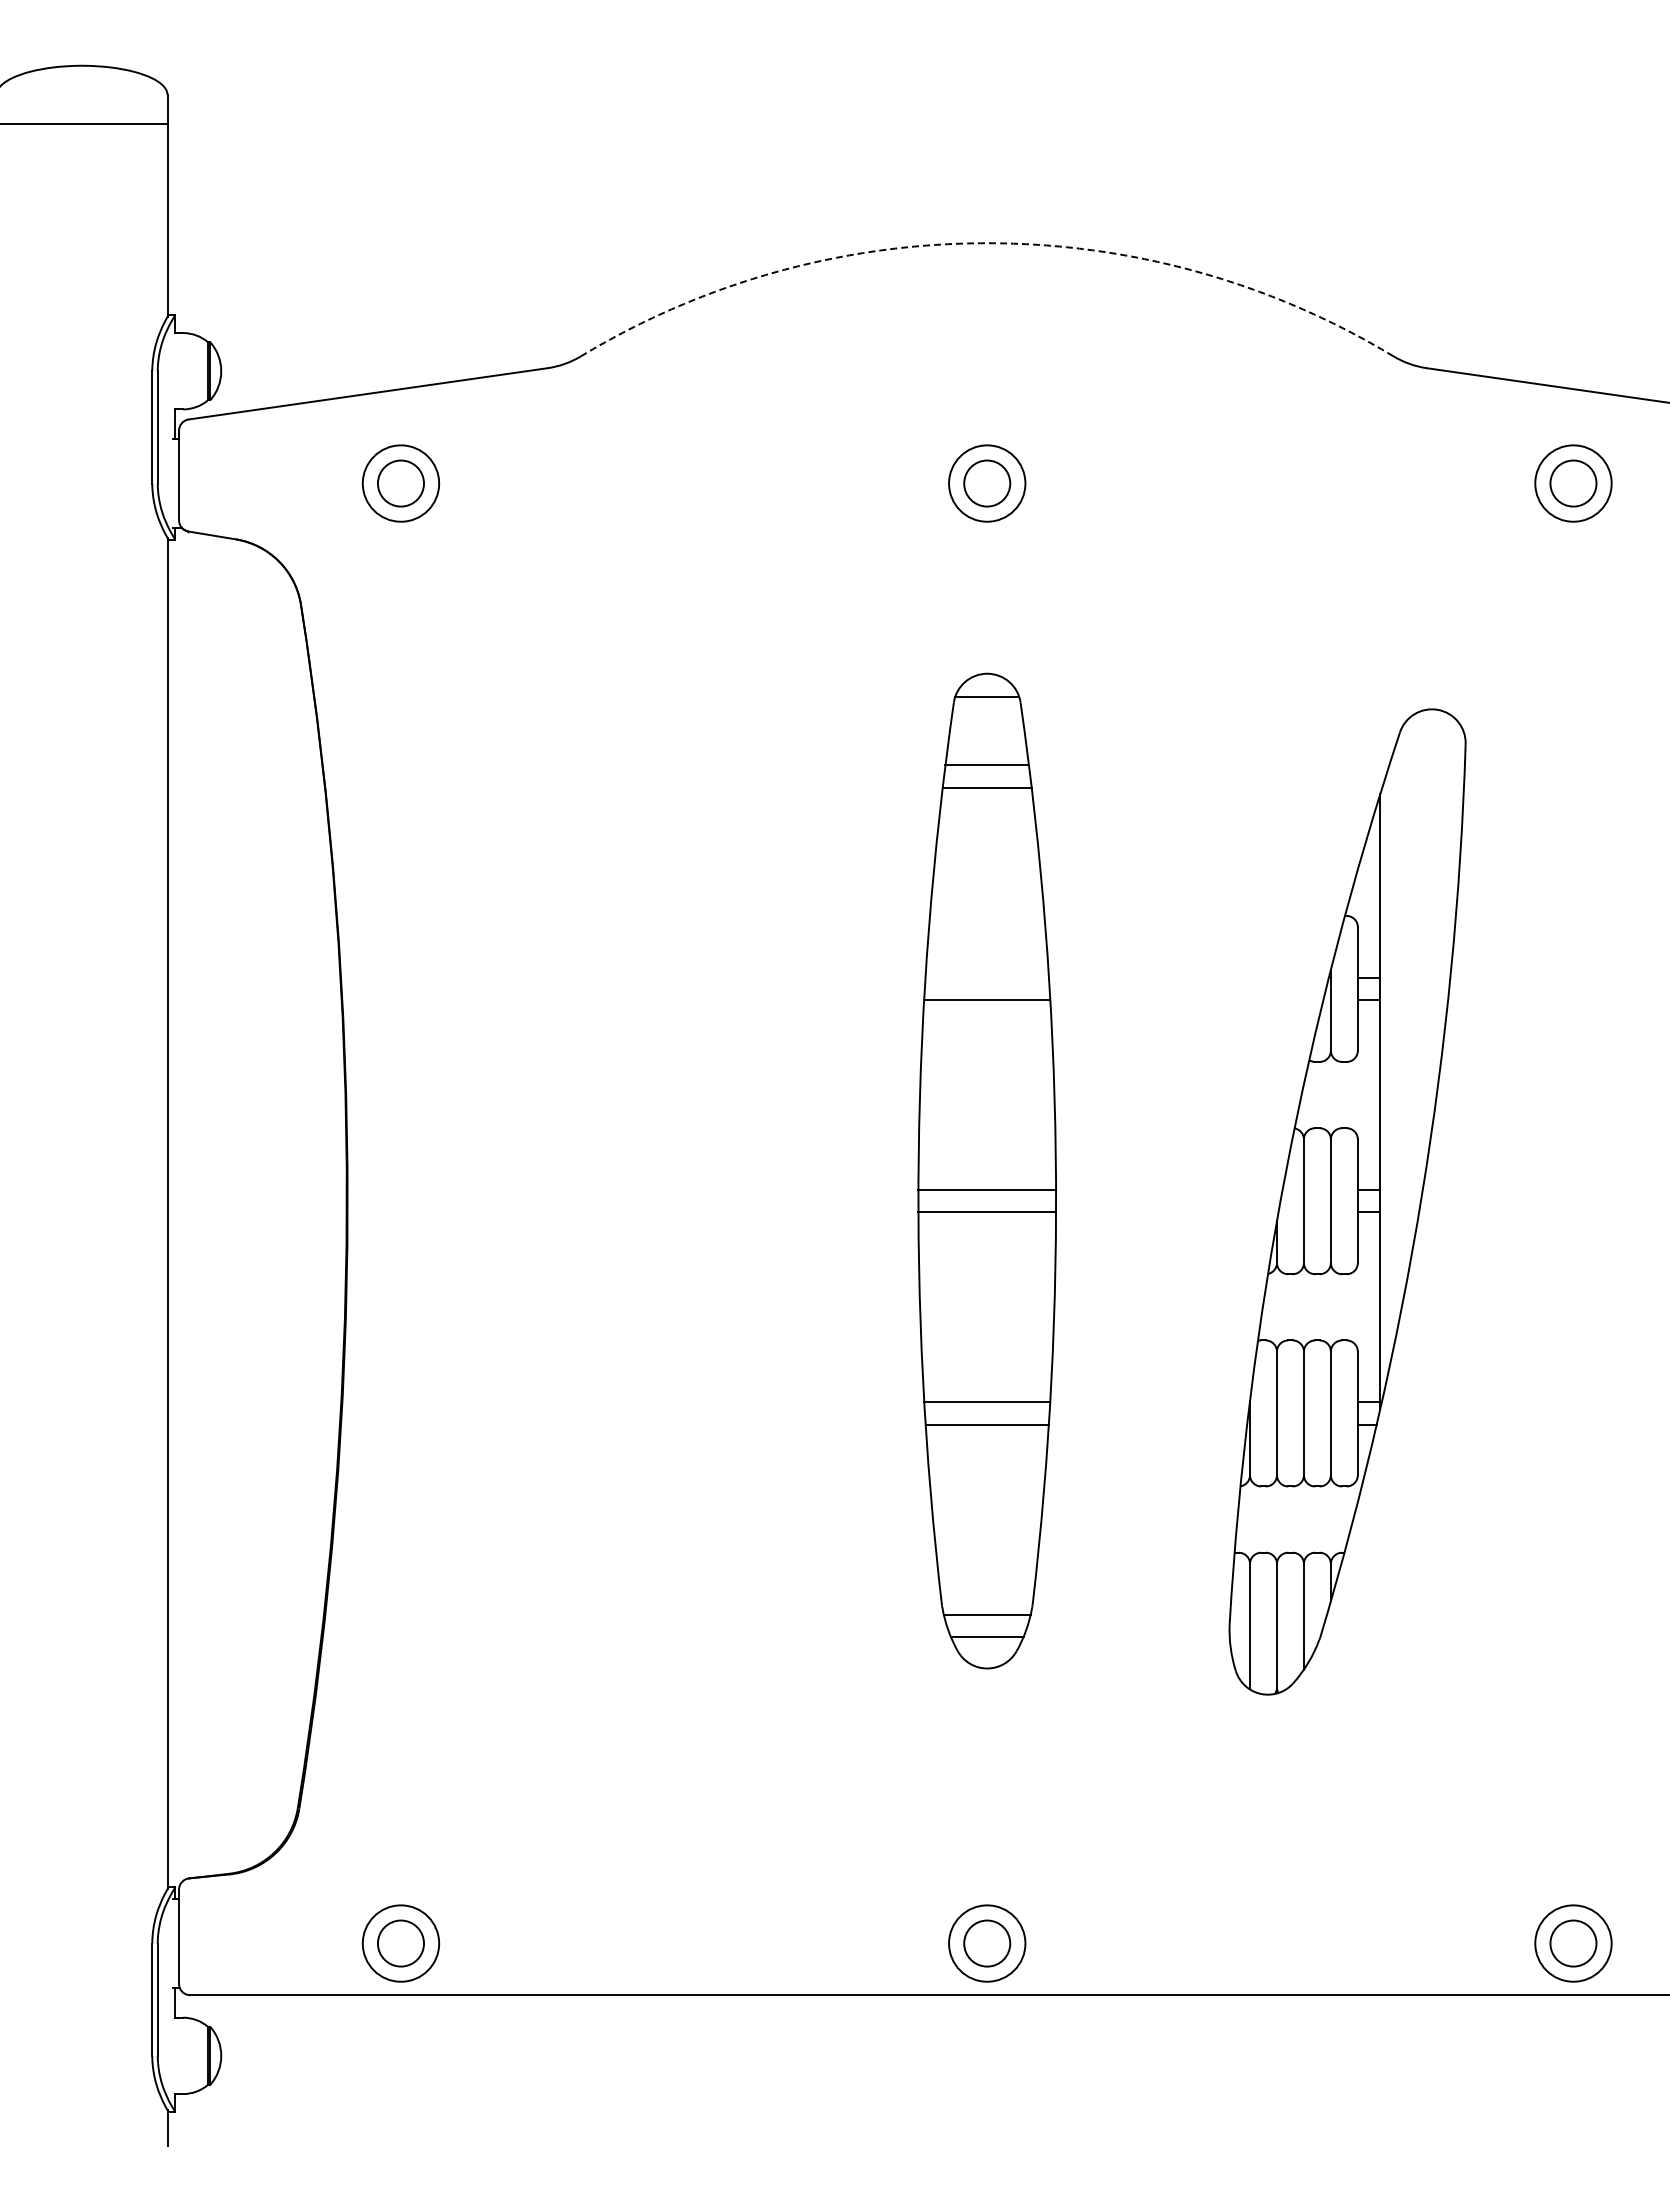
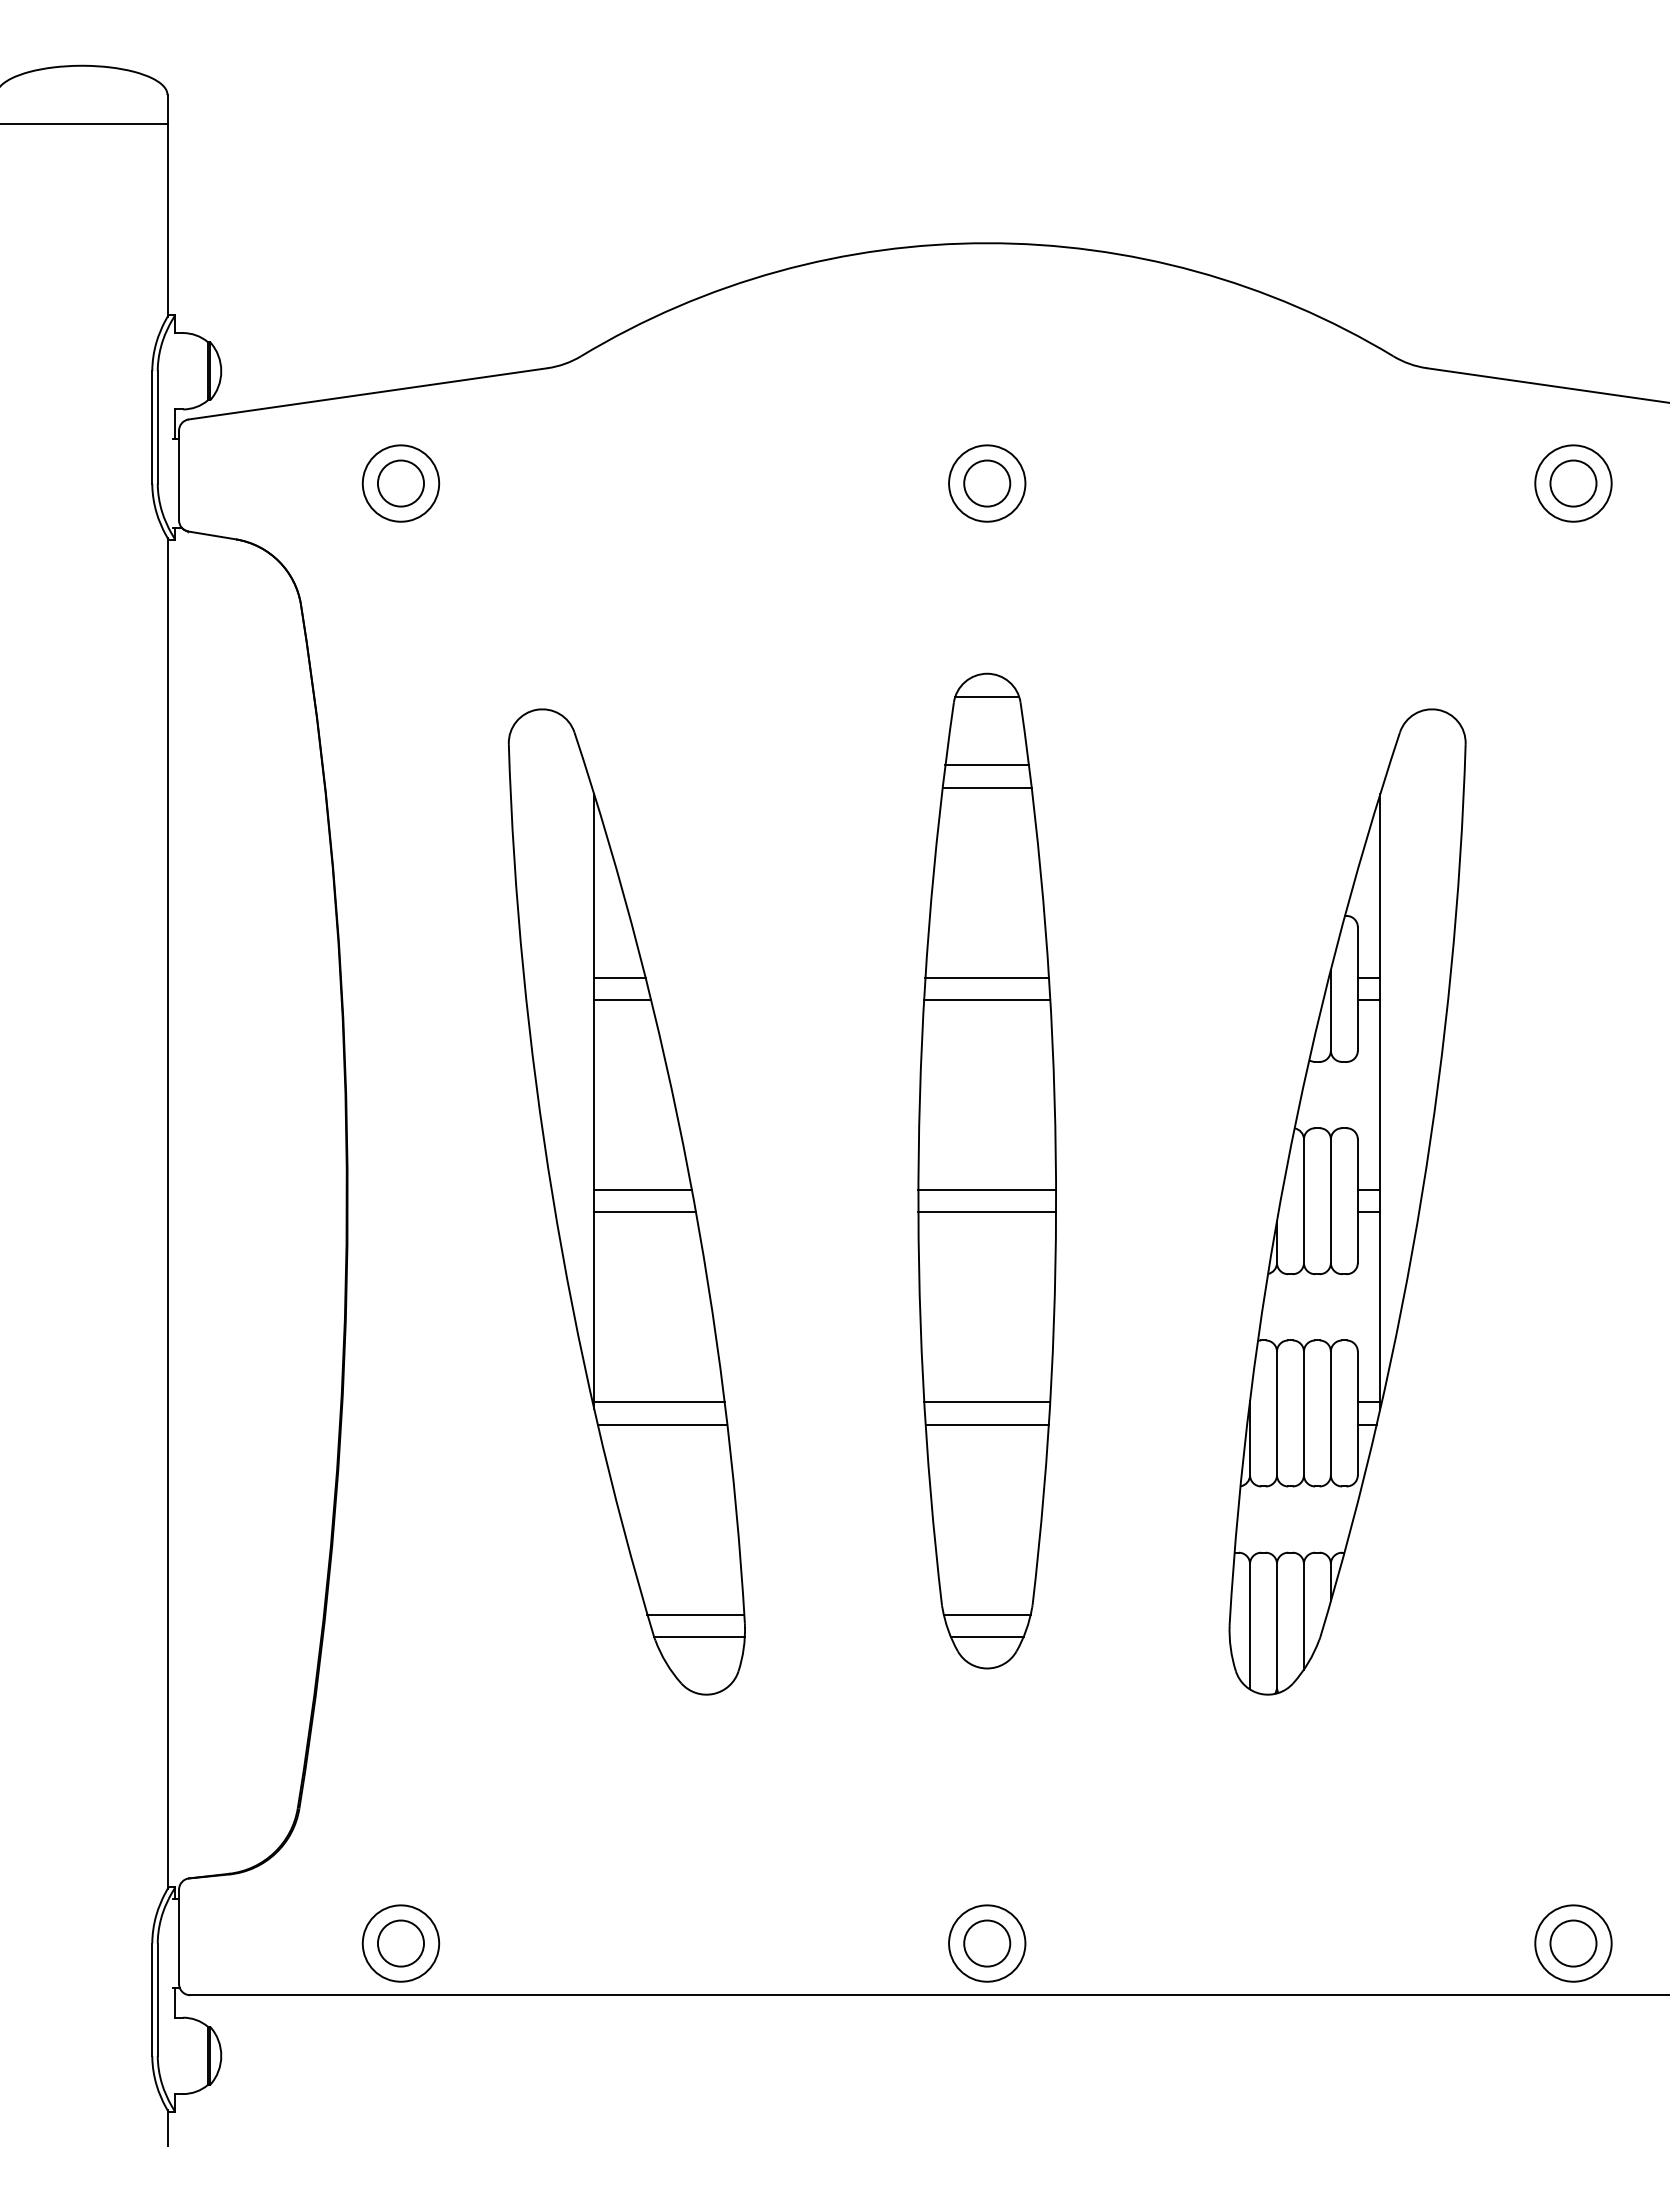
arc: dashed -> solid (987, 243)
line: none -> present (987, 977)
part: none -> present (626, 1201)
